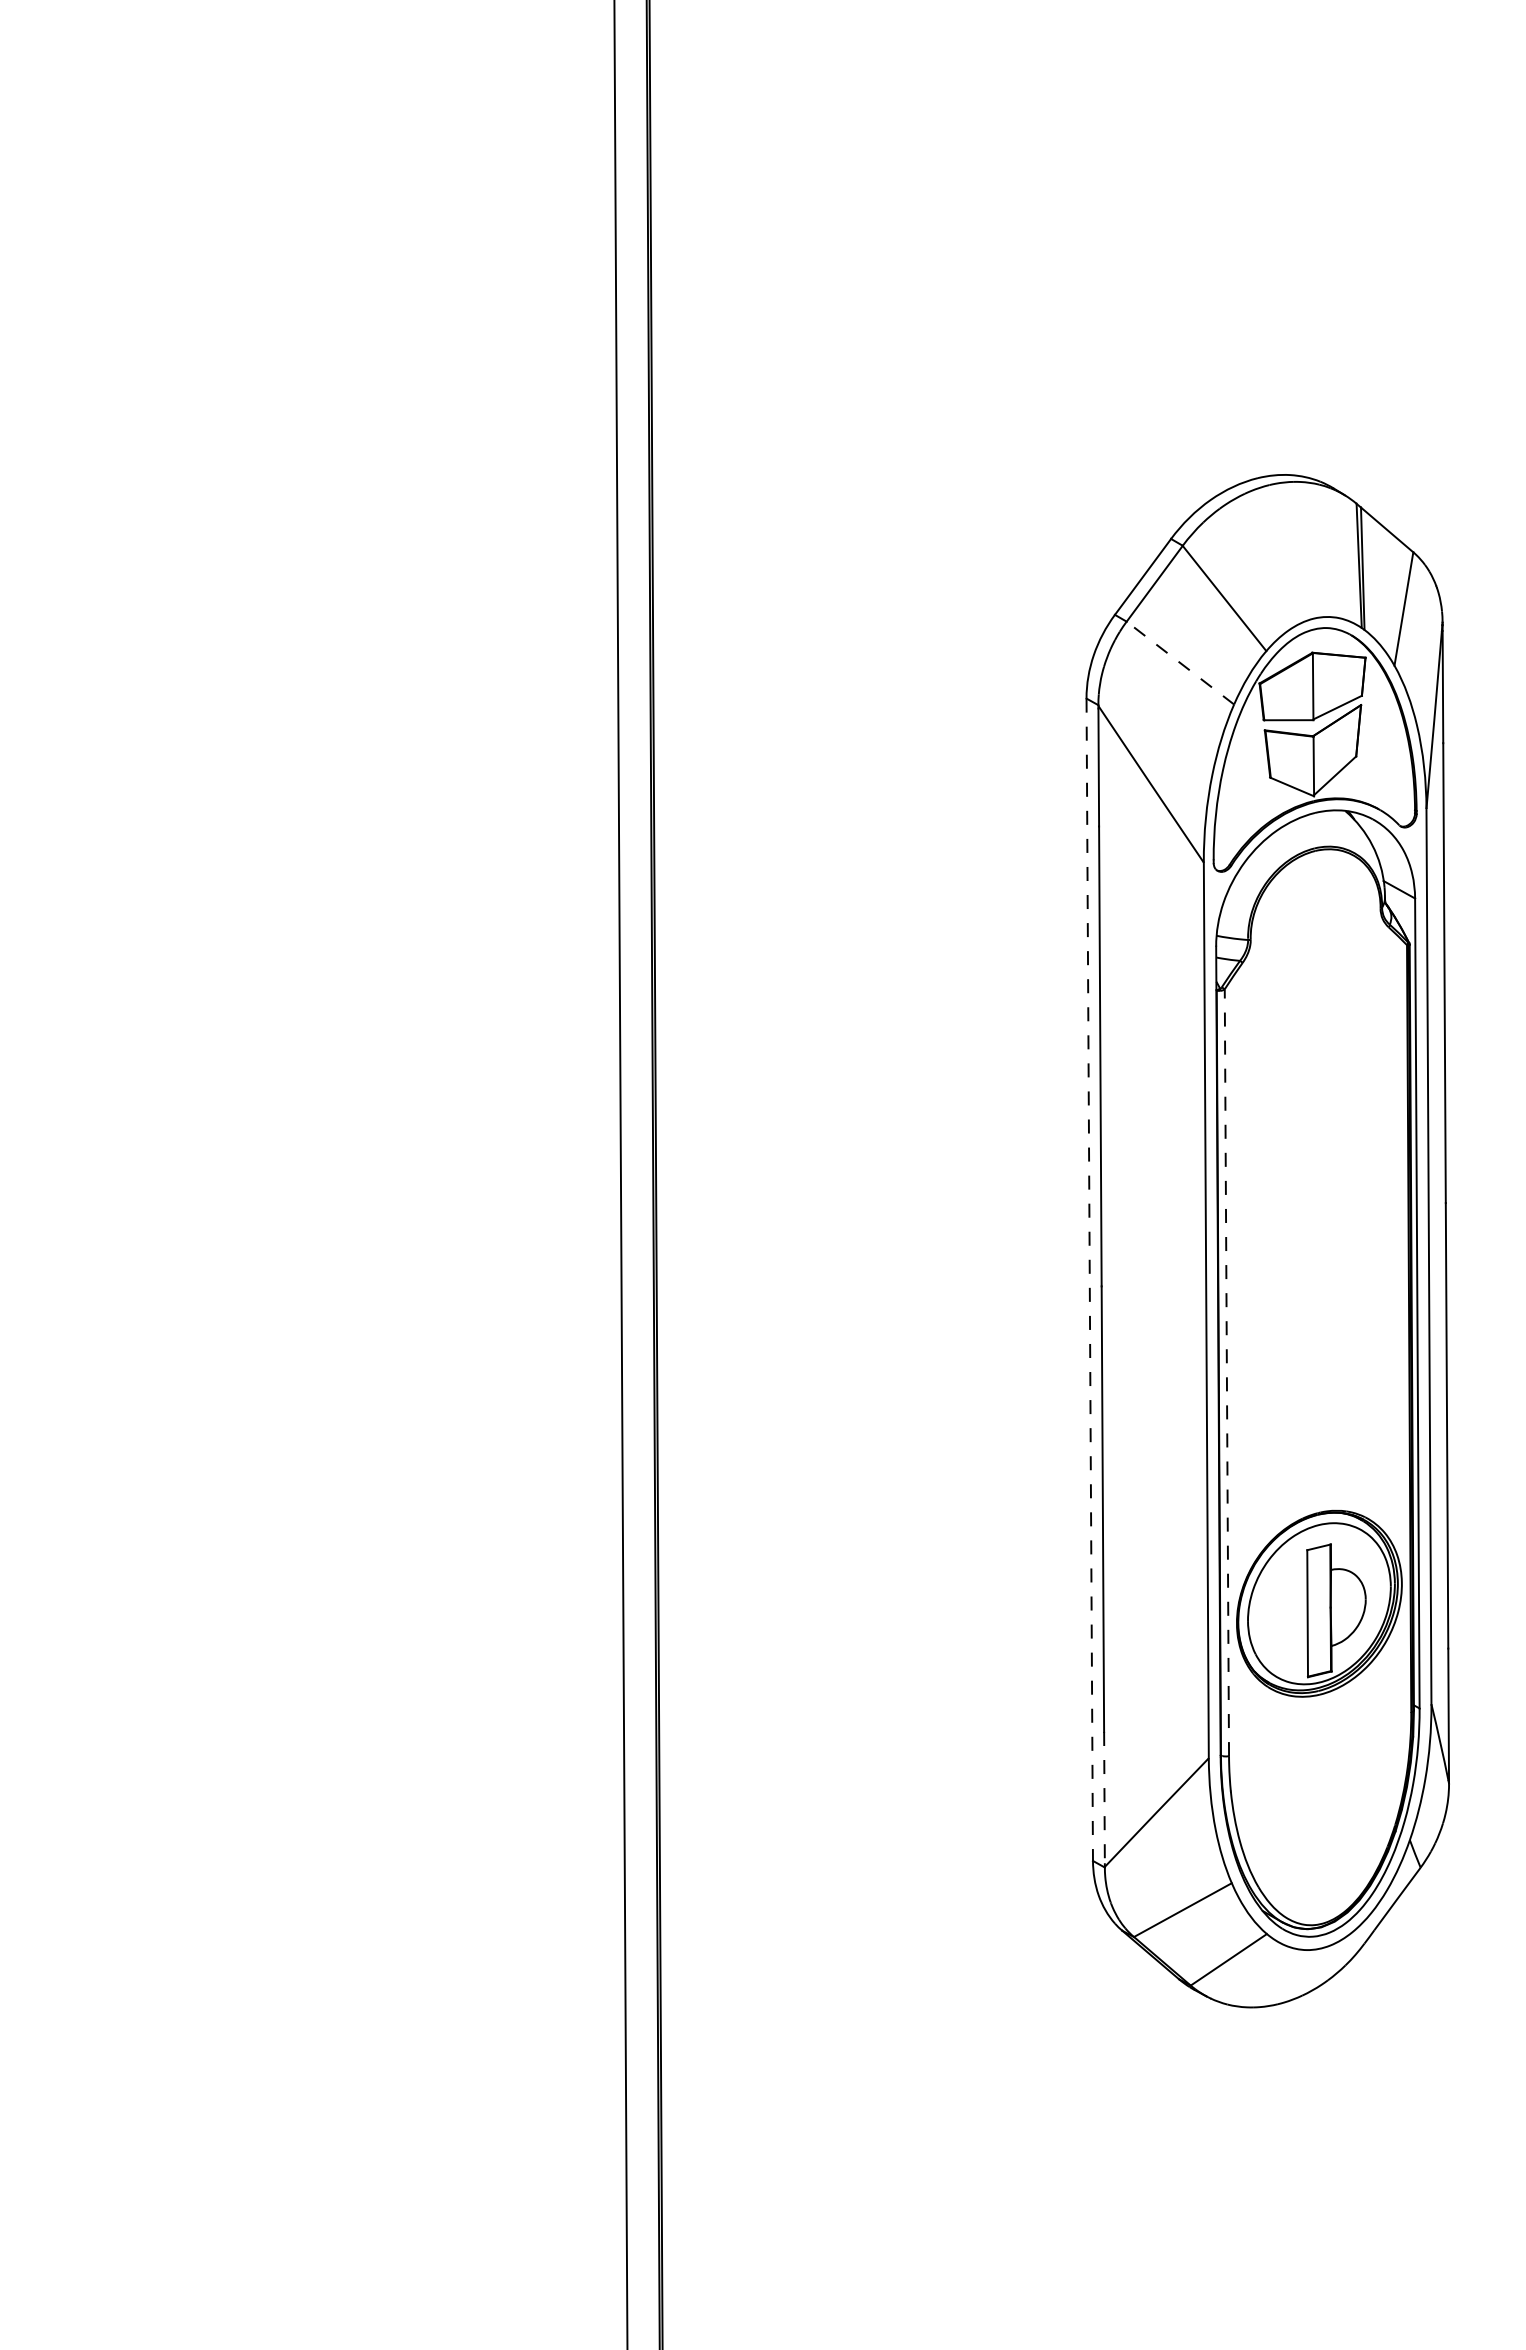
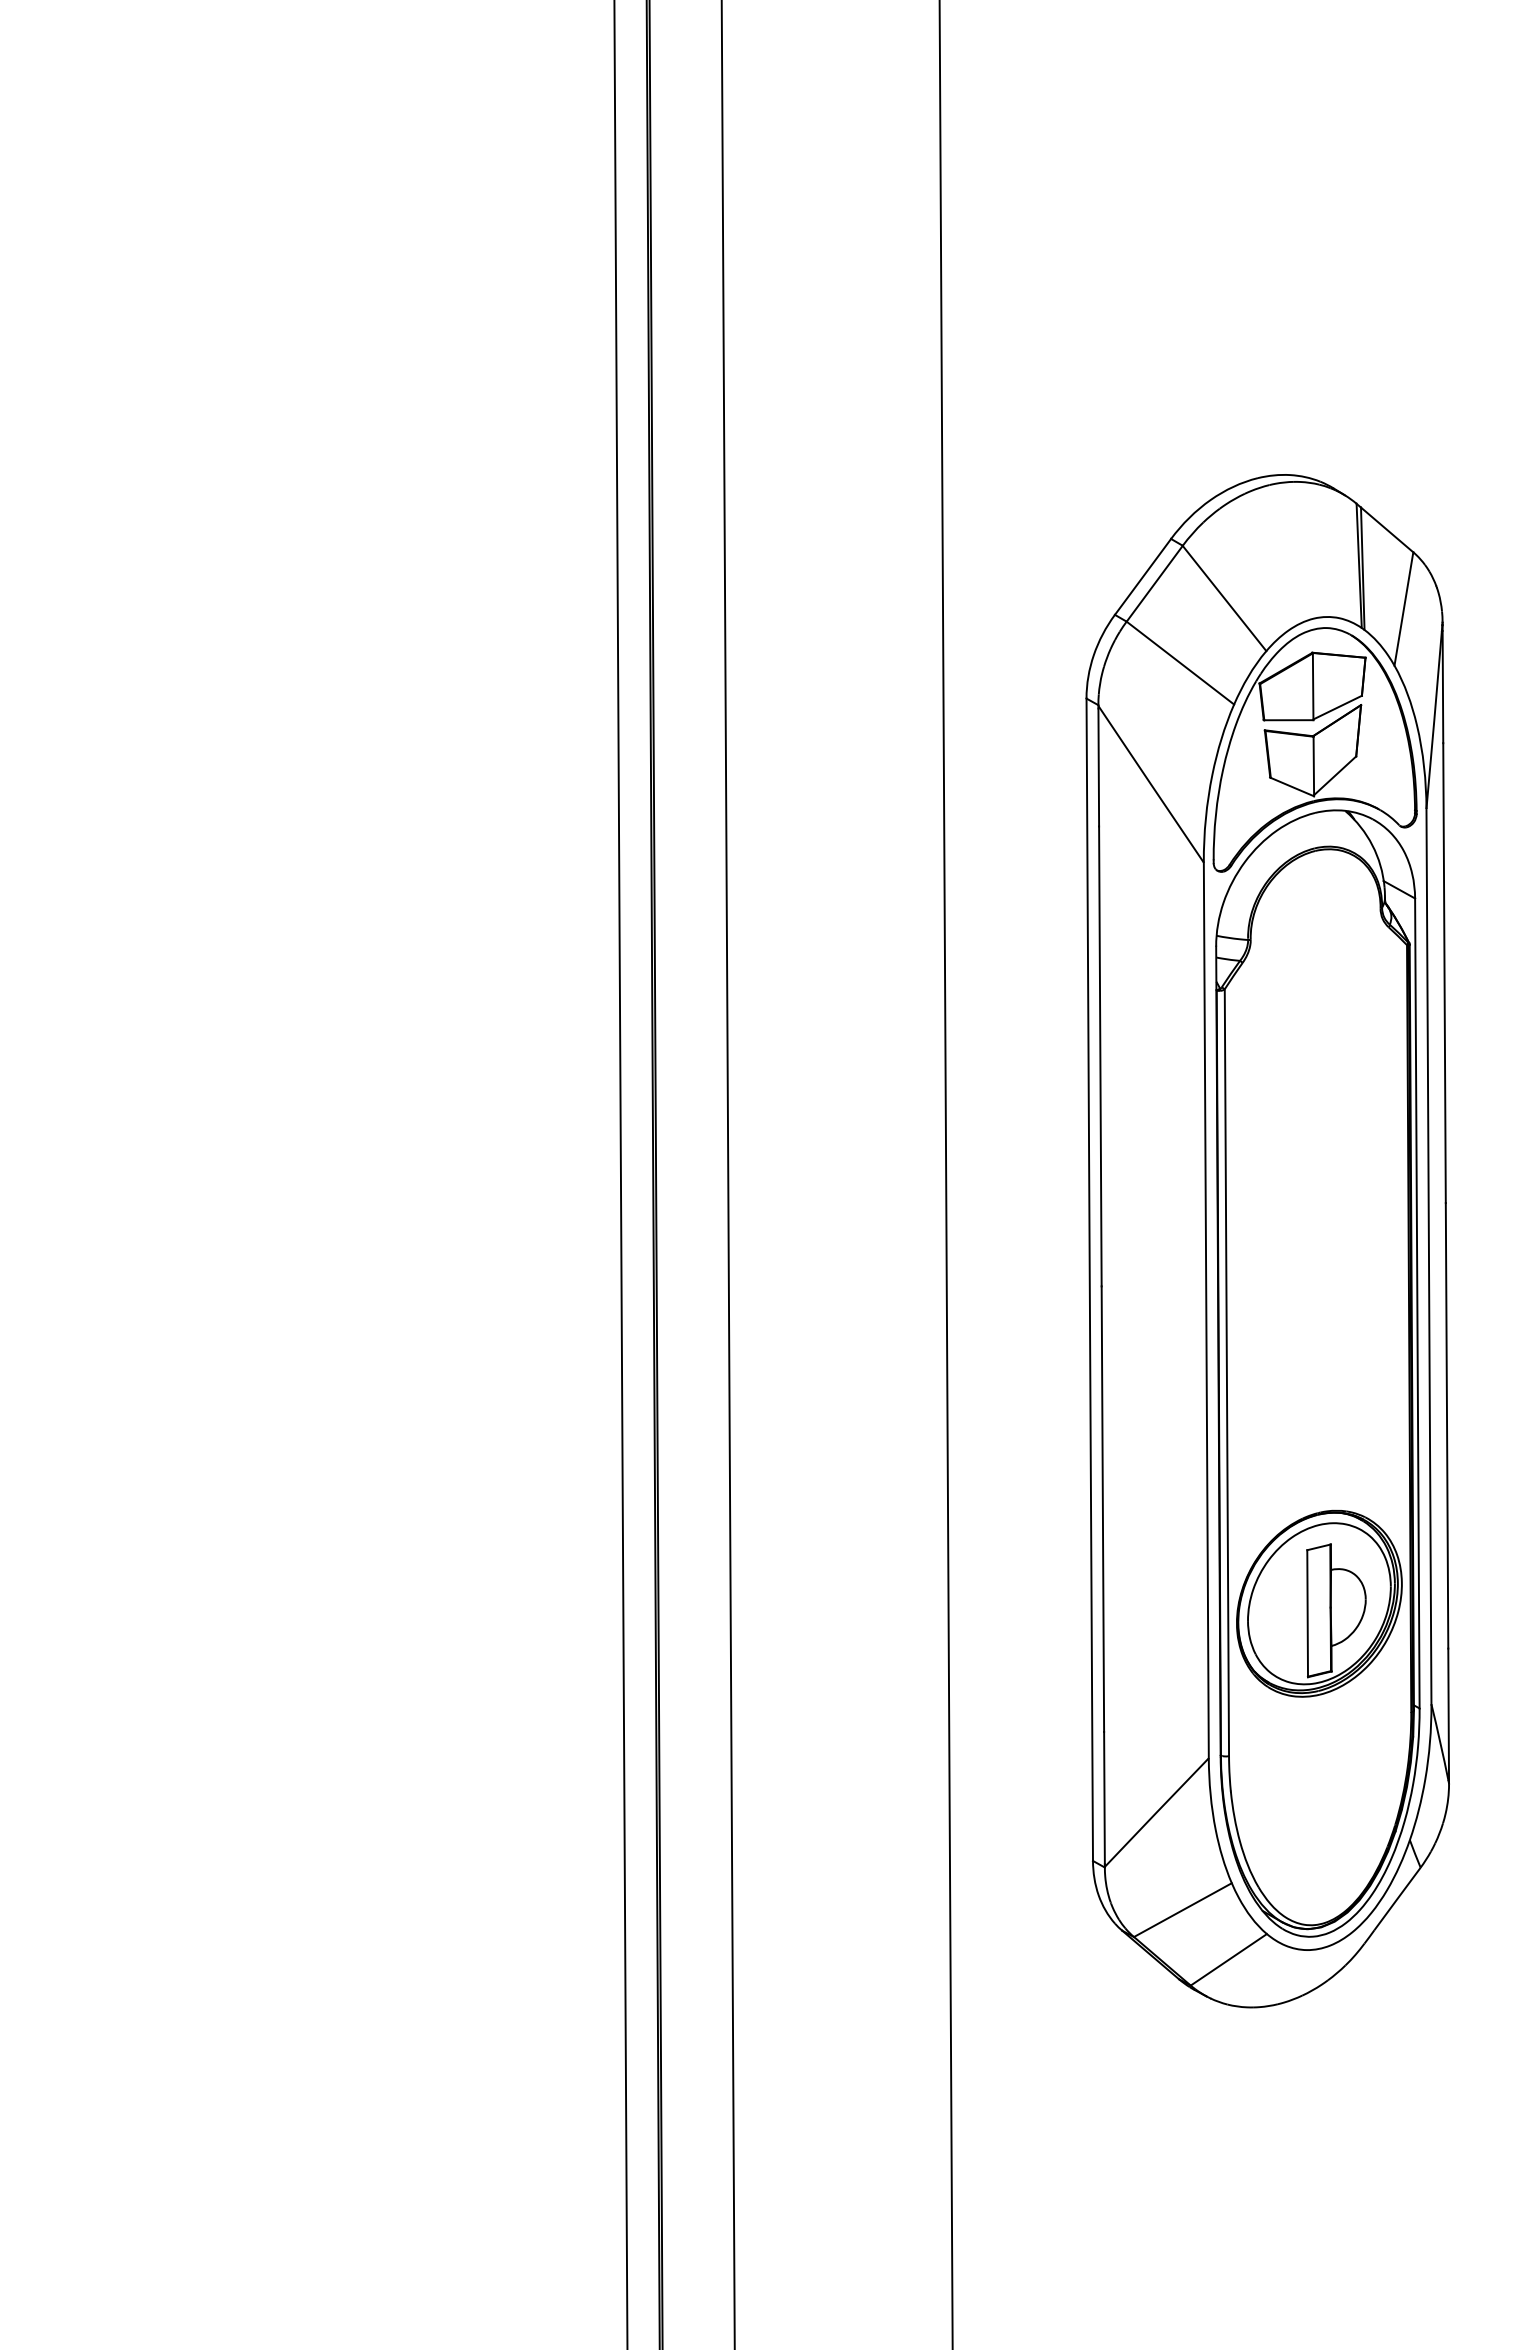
line: dashed -> solid (1180, 663)
line: none -> present (727, 1174)
line: none -> present (945, 1174)
line: dashed -> solid (1089, 1280)
line: dashed -> solid (1226, 1372)
line: dashed -> solid (1104, 1798)
